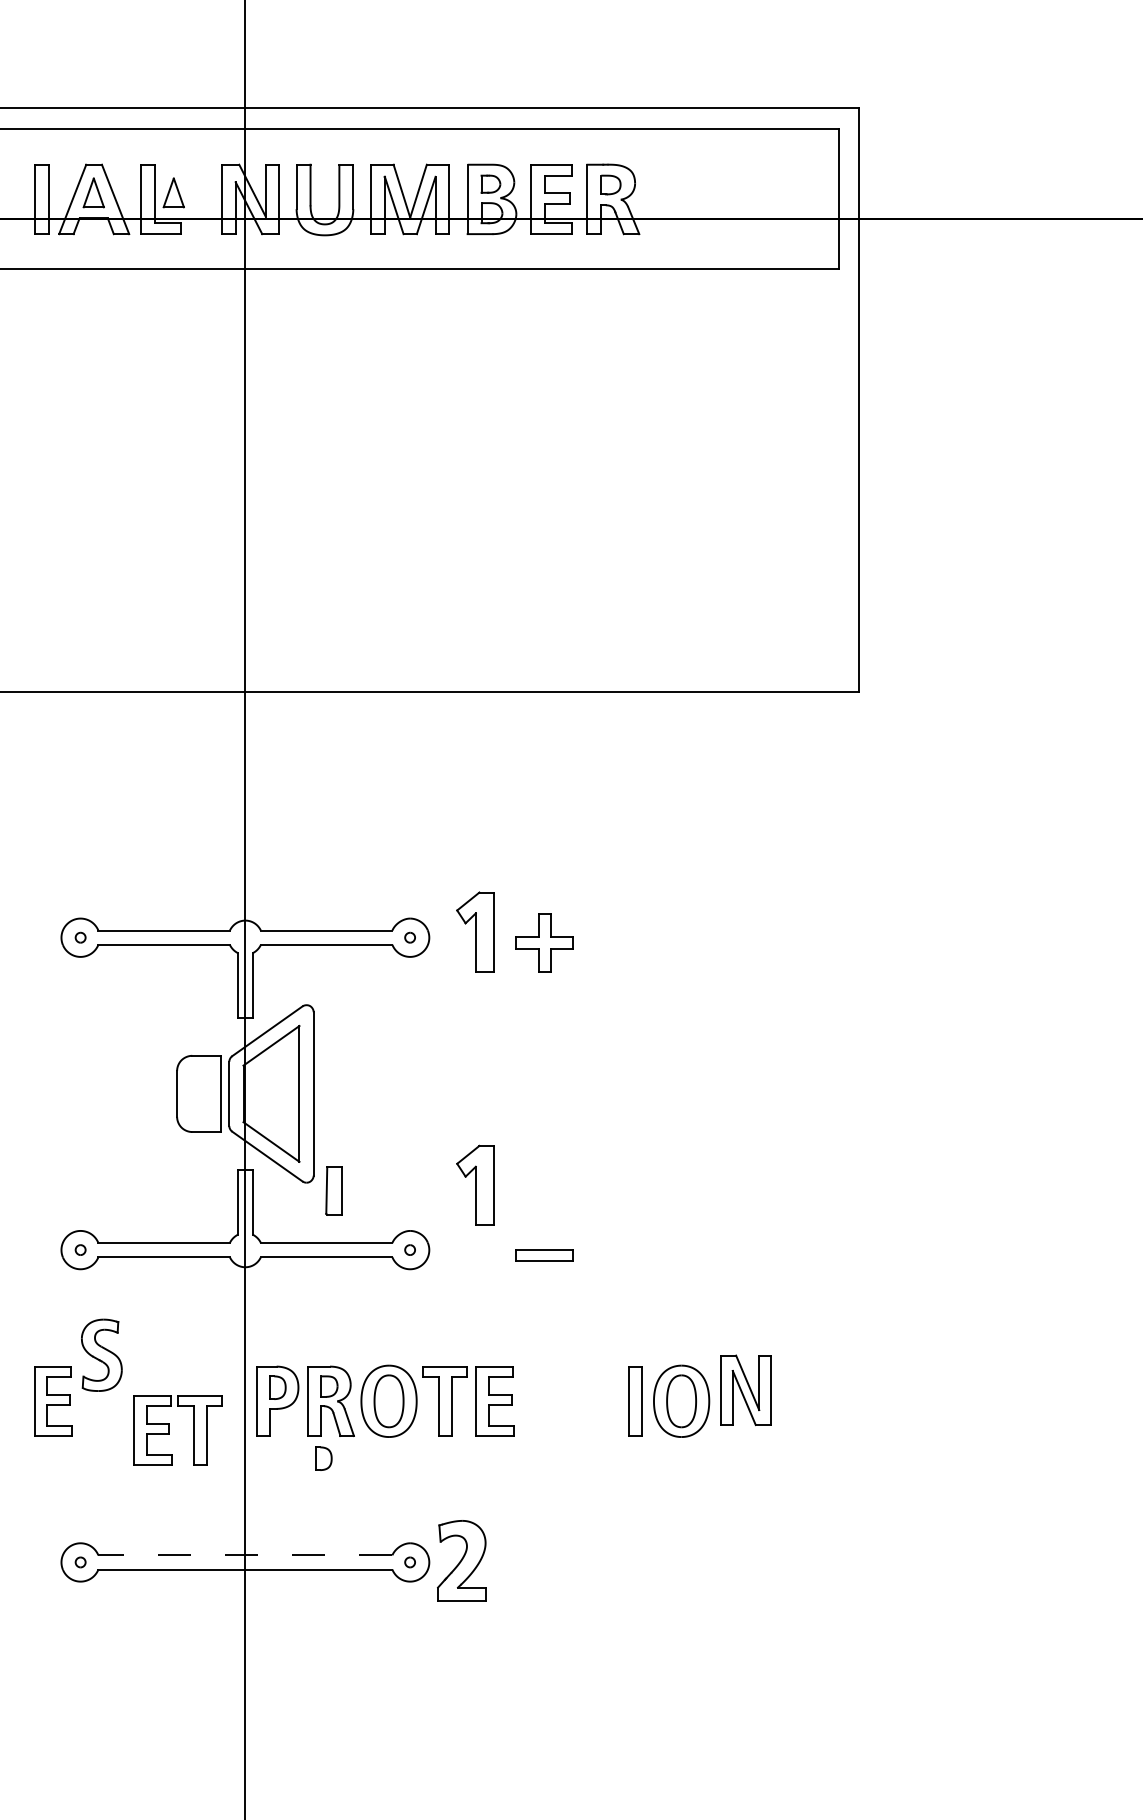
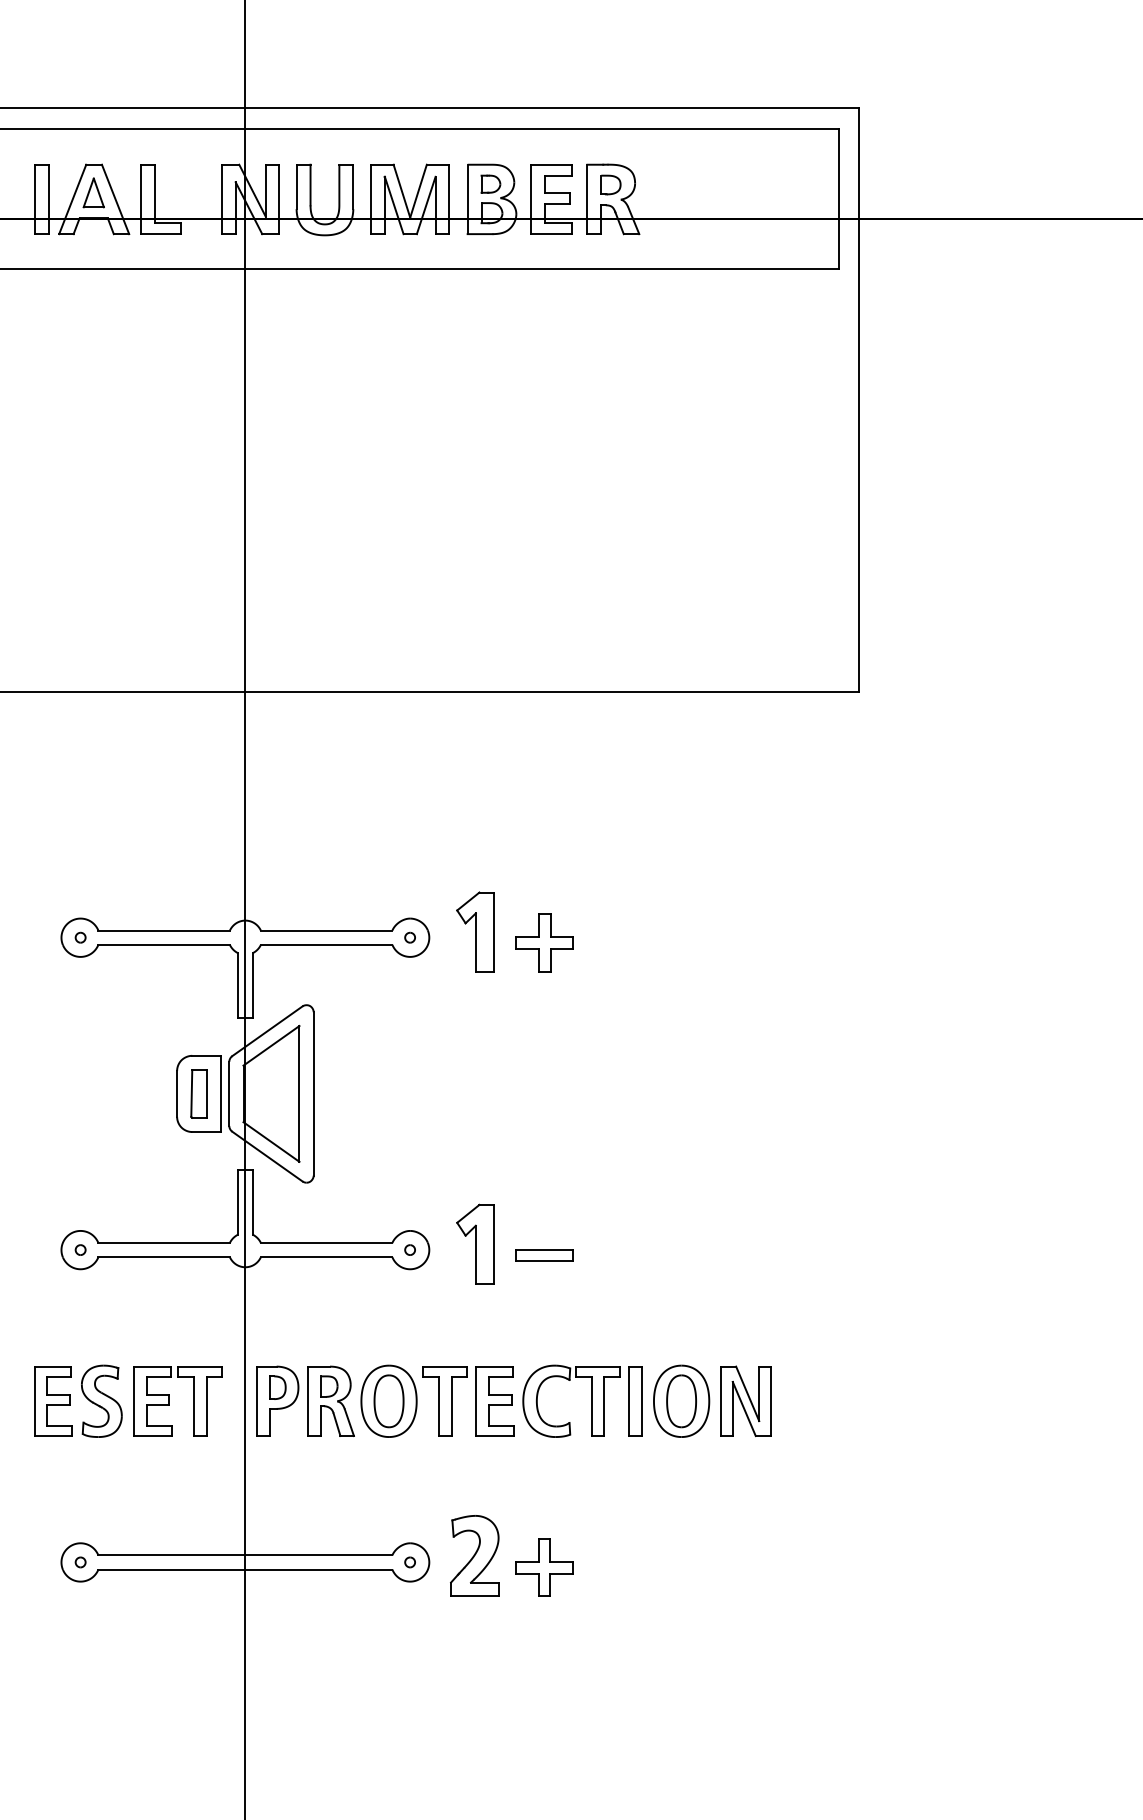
part: present -> none (173, 192)
part position: (475, 1184) -> (475, 1243) (475, 1243)
part position: (333, 1190) -> (198, 1093) (198, 1093)
part position: (101, 1354) -> (101, 1400) (101, 1400)
part position: (745, 1390) -> (745, 1401) (745, 1401)
part: none -> present (591, 1400)
part position: (169, 1430) -> (169, 1401) (169, 1401)
part: present -> none (323, 1458)
line: dashed -> solid (244, 1555)
part position: (461, 1560) -> (474, 1555) (474, 1555)
part: none -> present (544, 1567)
